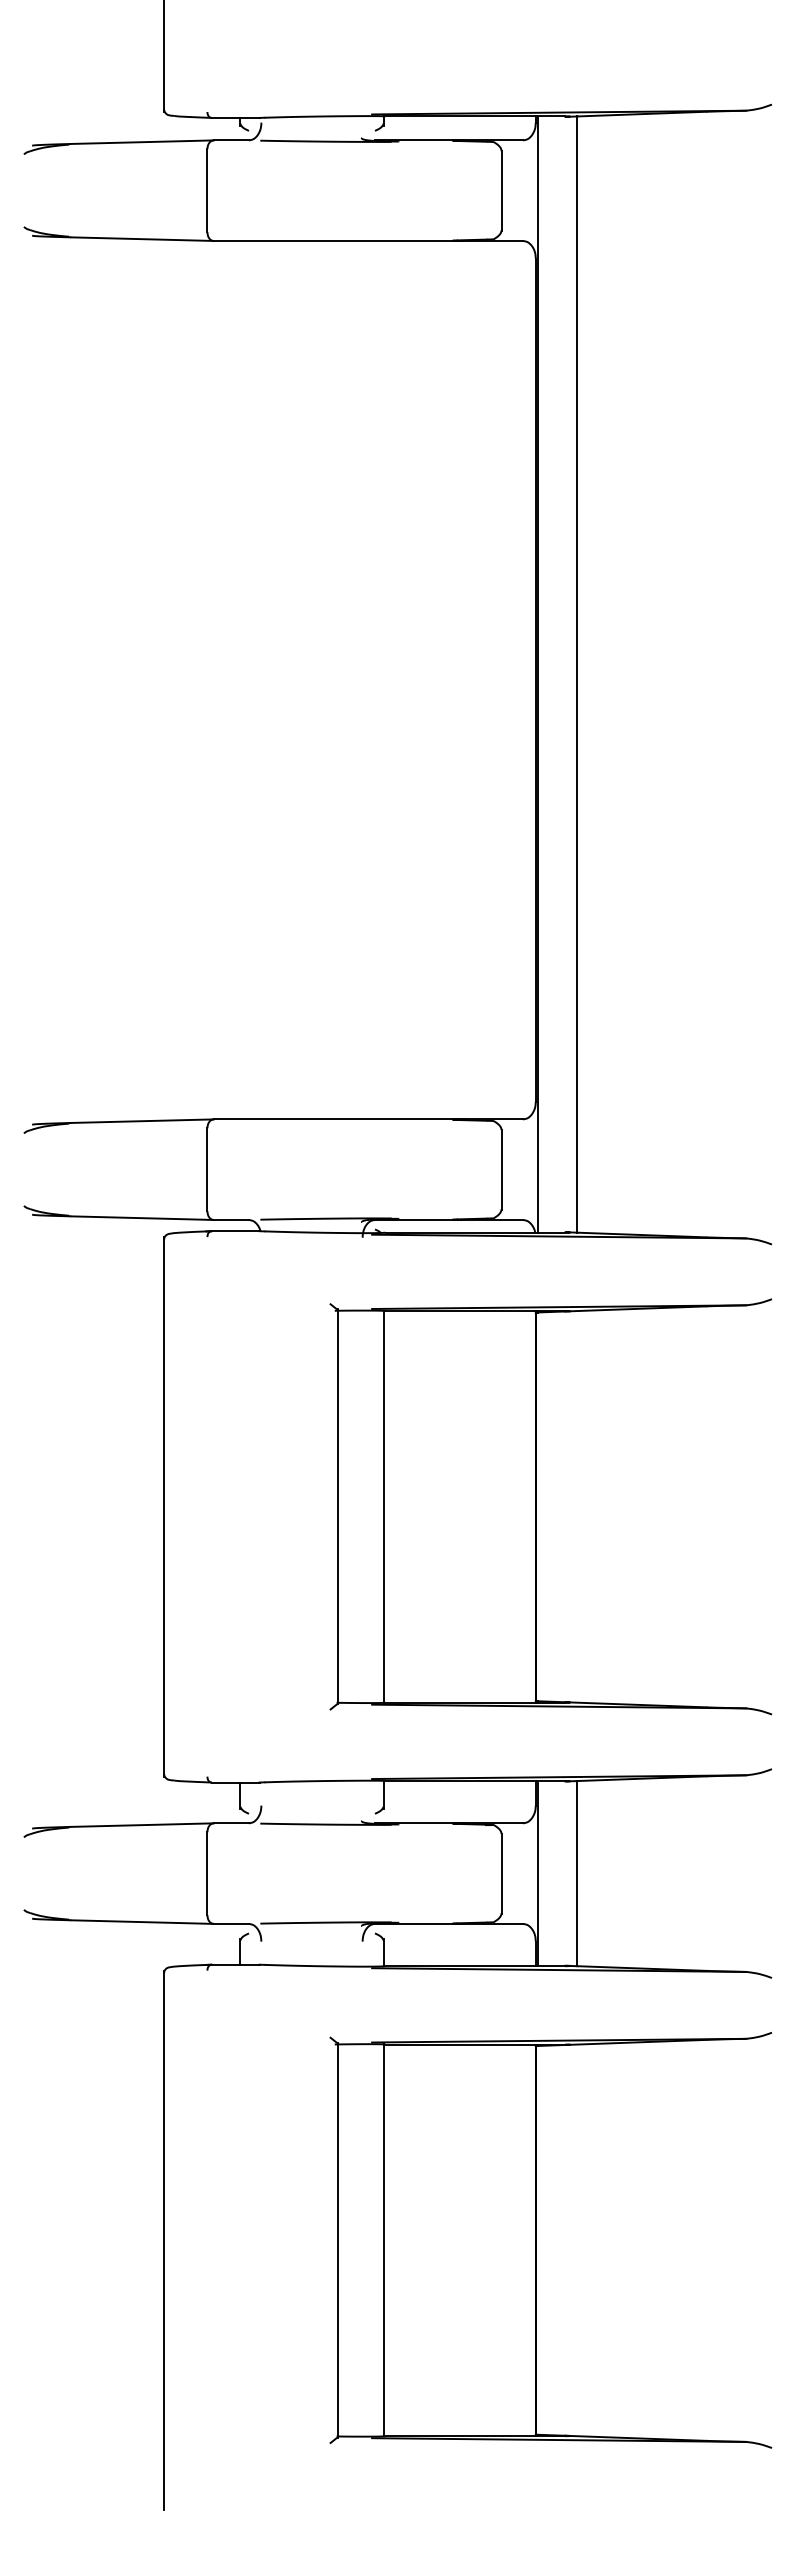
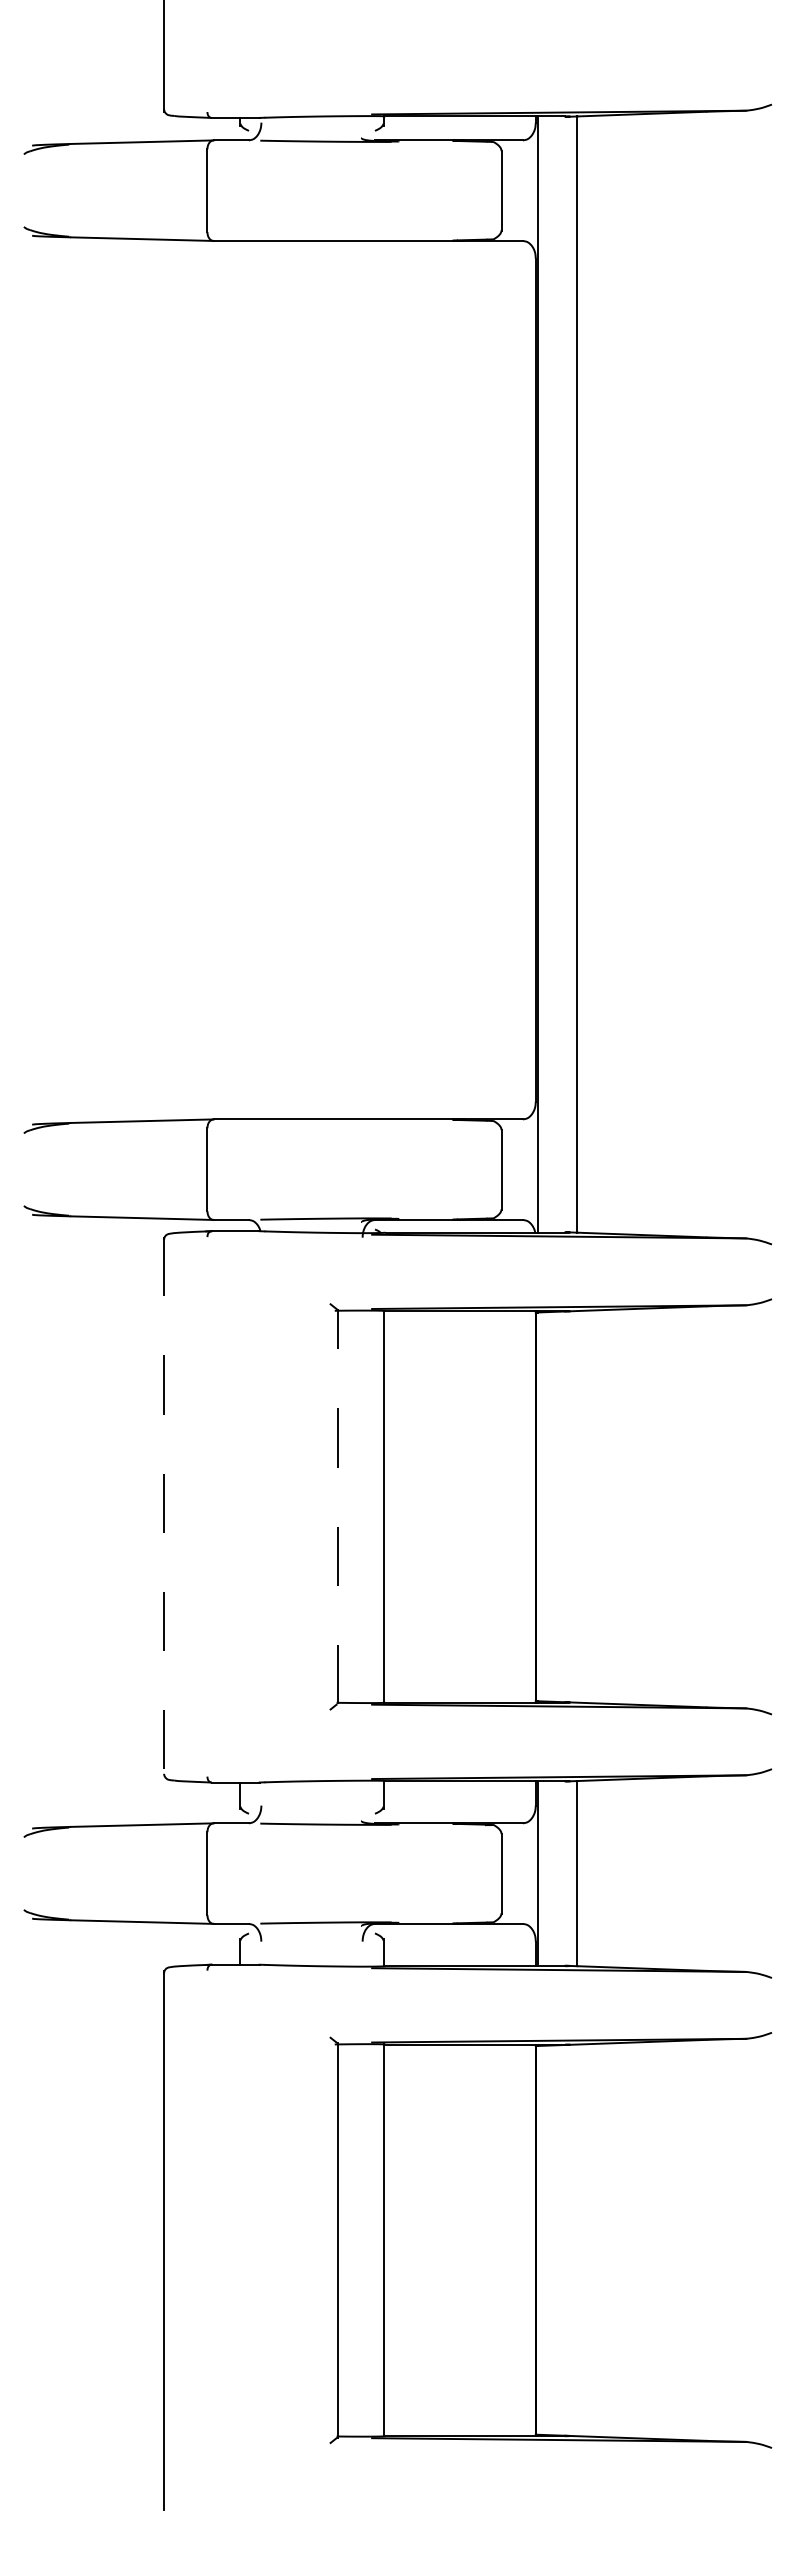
line: solid -> dashed (164, 1506)
line: solid -> dashed (337, 1506)
